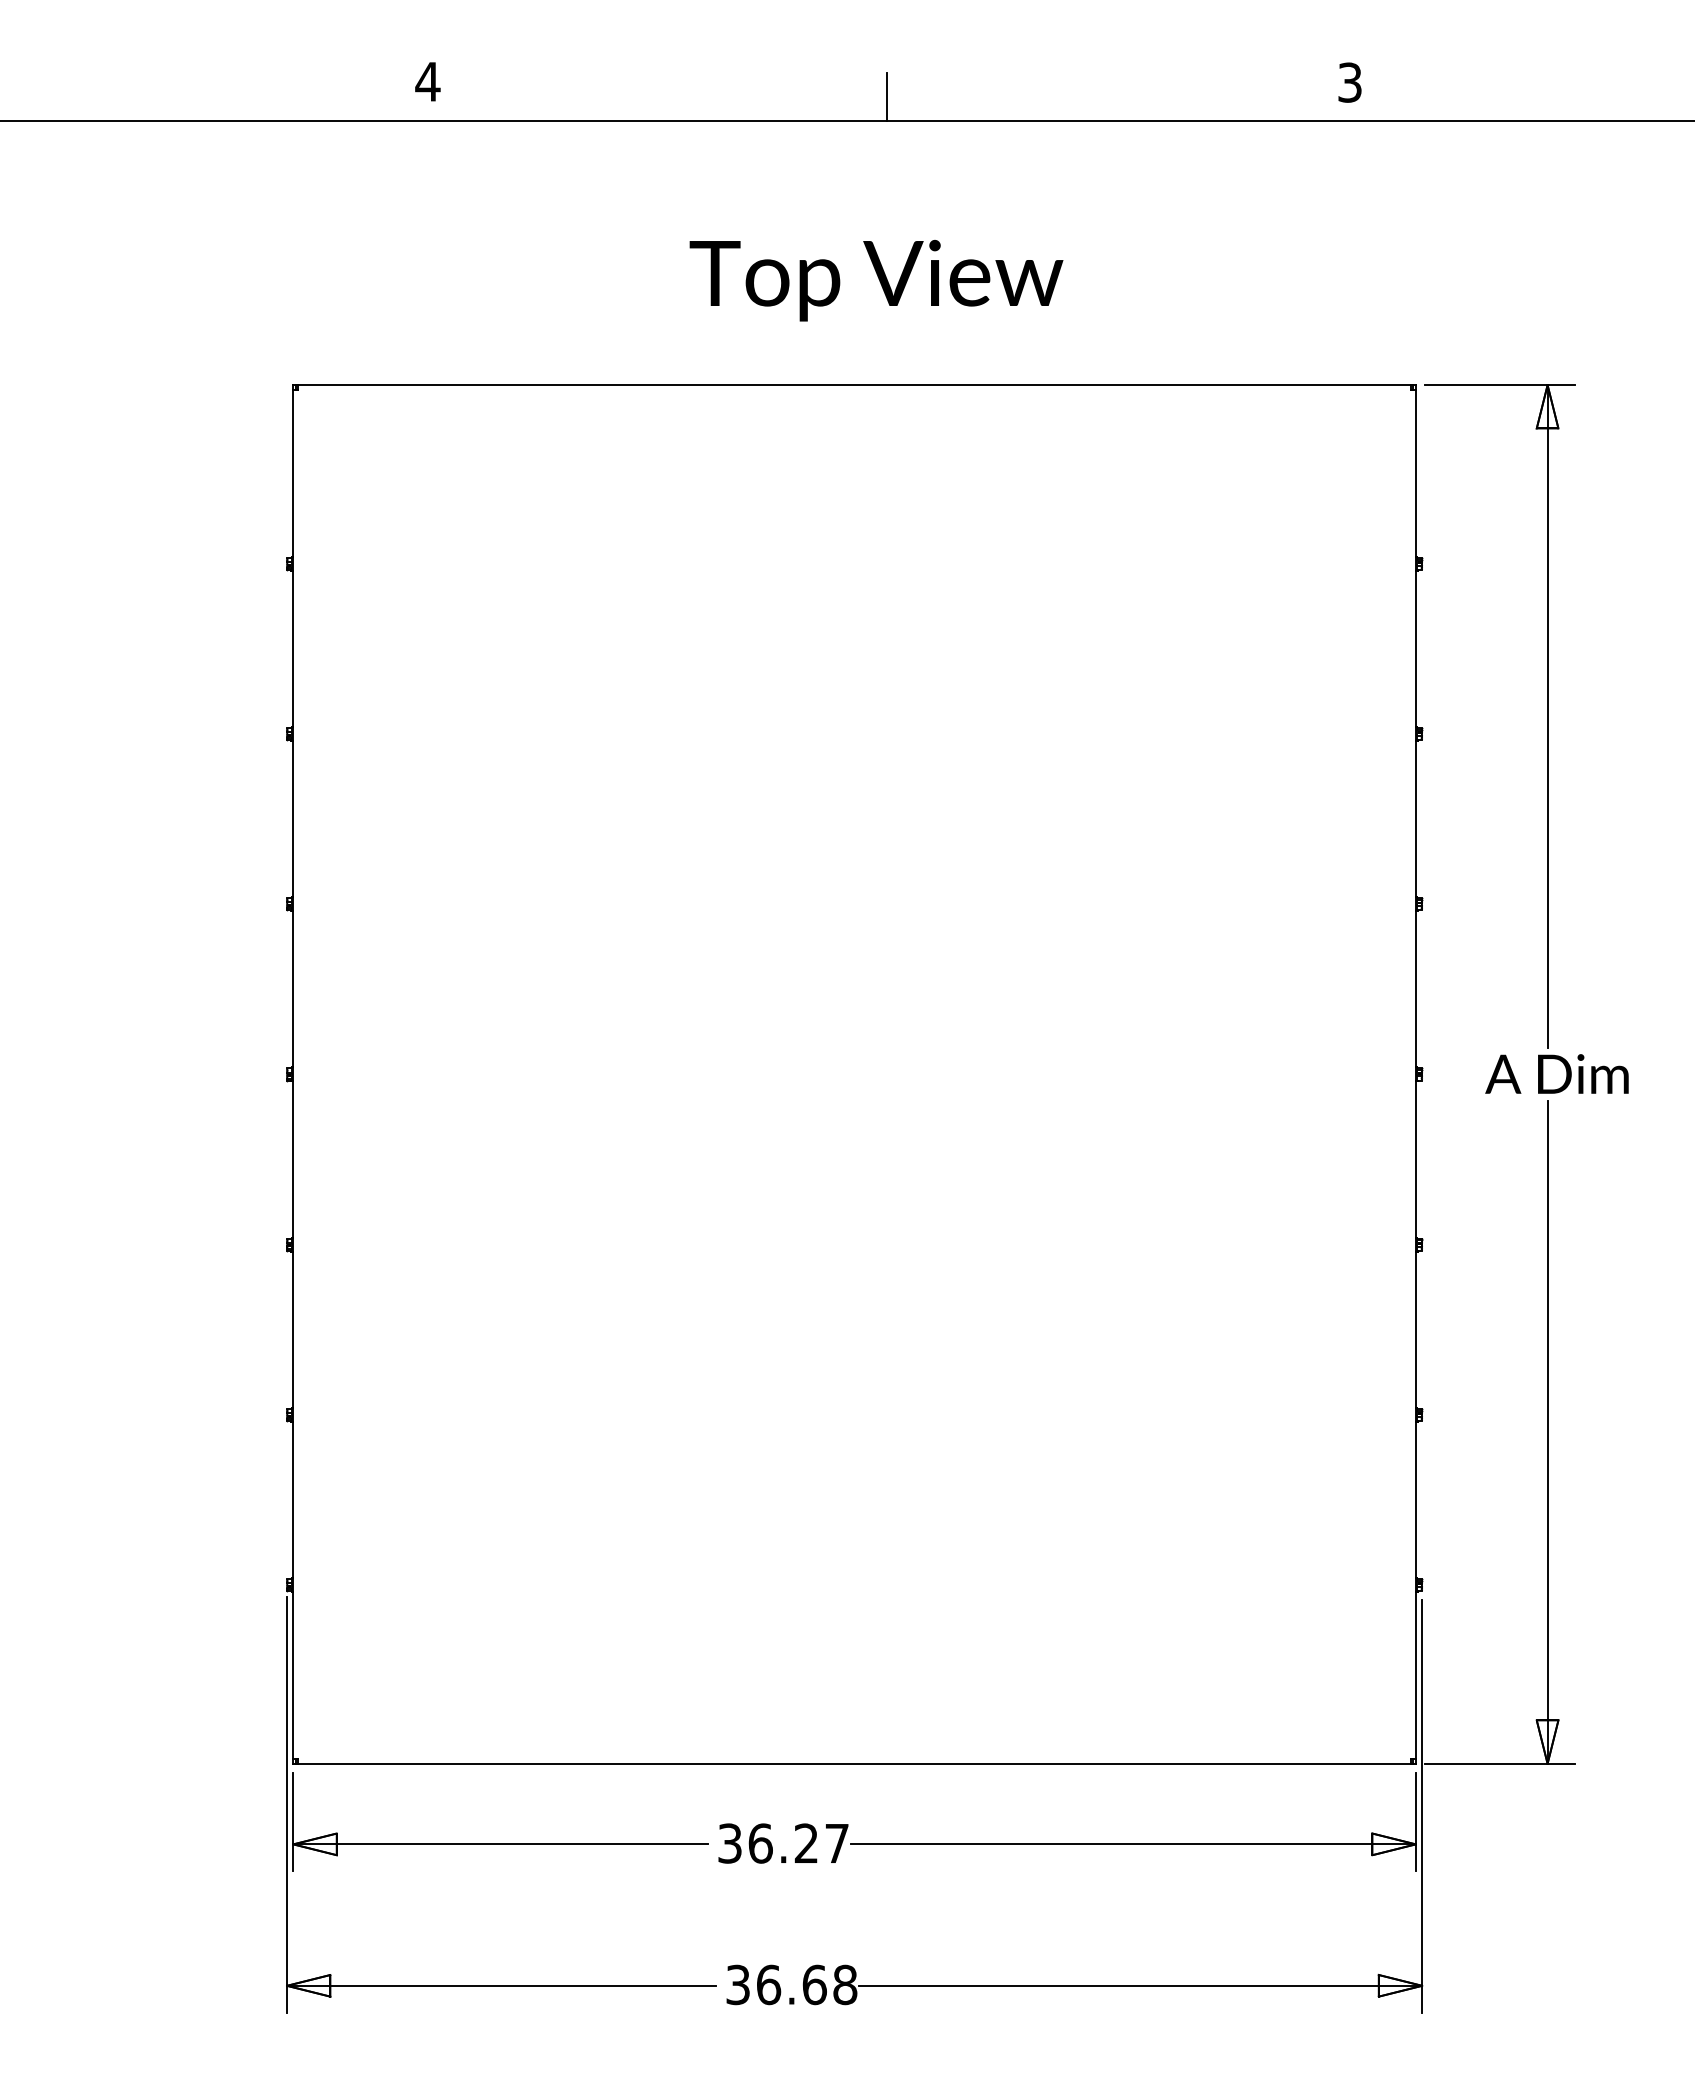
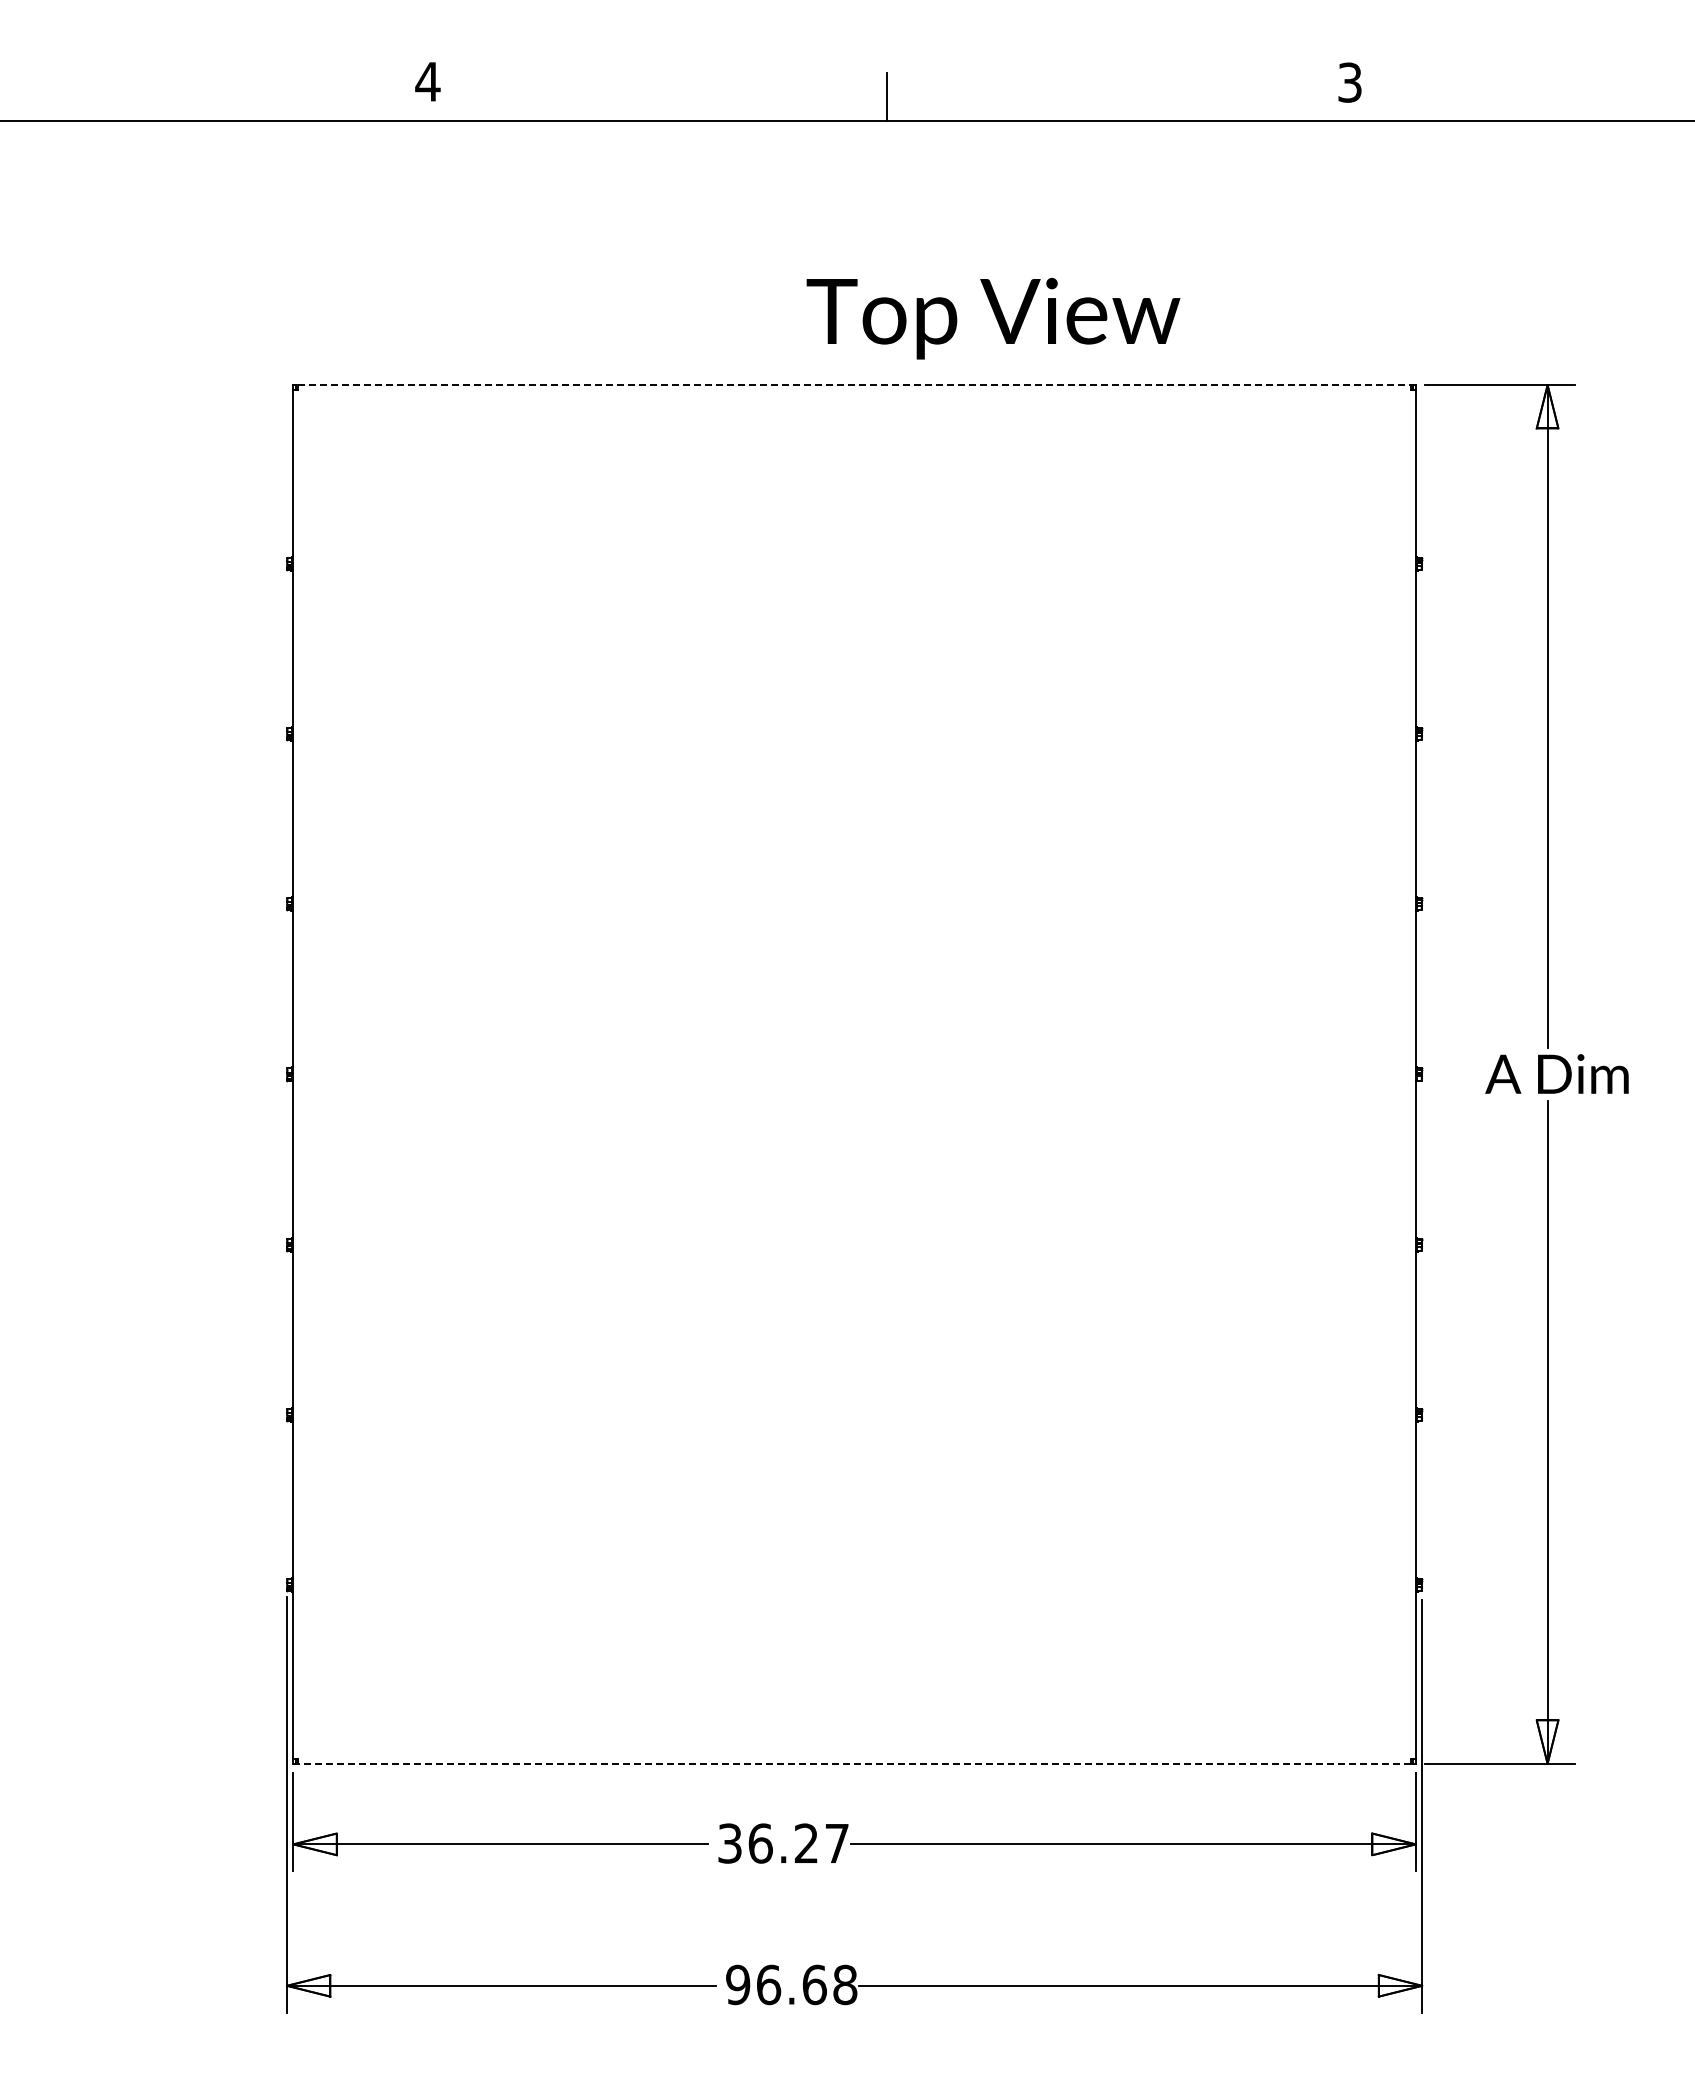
text position: (876, 280) -> (993, 318) (993, 318)
line: solid -> dashed (854, 385)
line: solid -> dashed (854, 1763)
text: 36.68 -> 96.68 (738, 1984)
